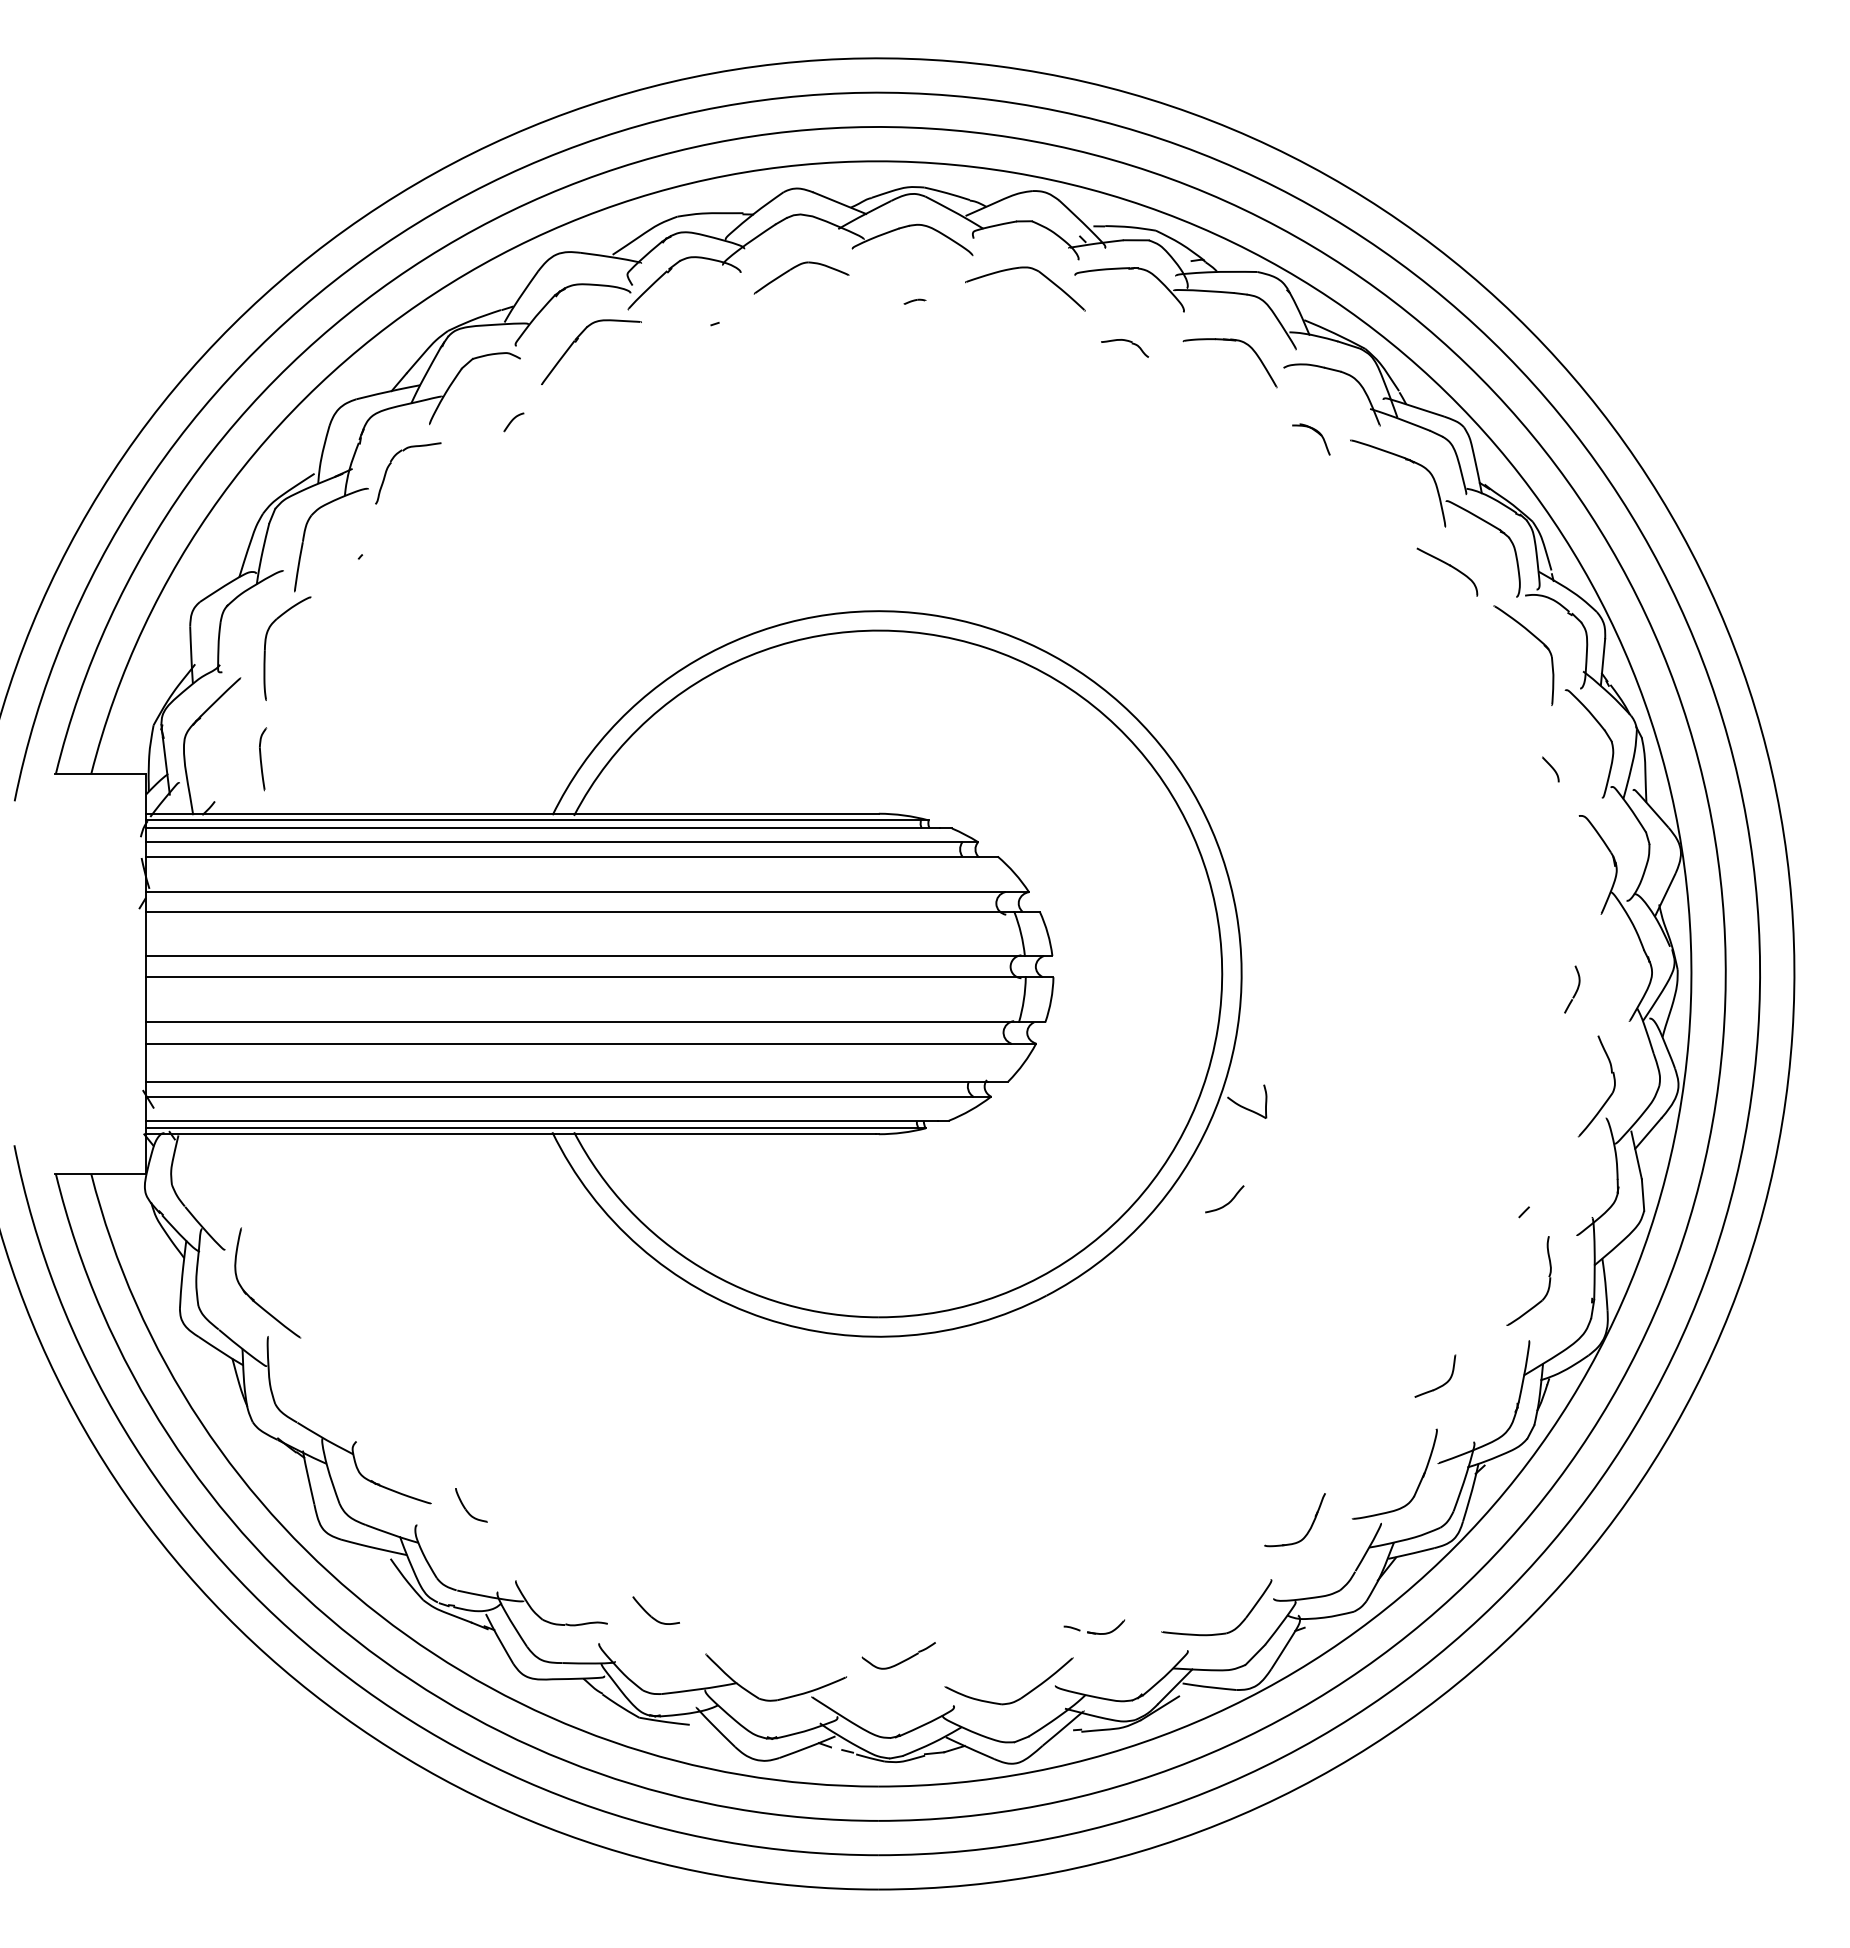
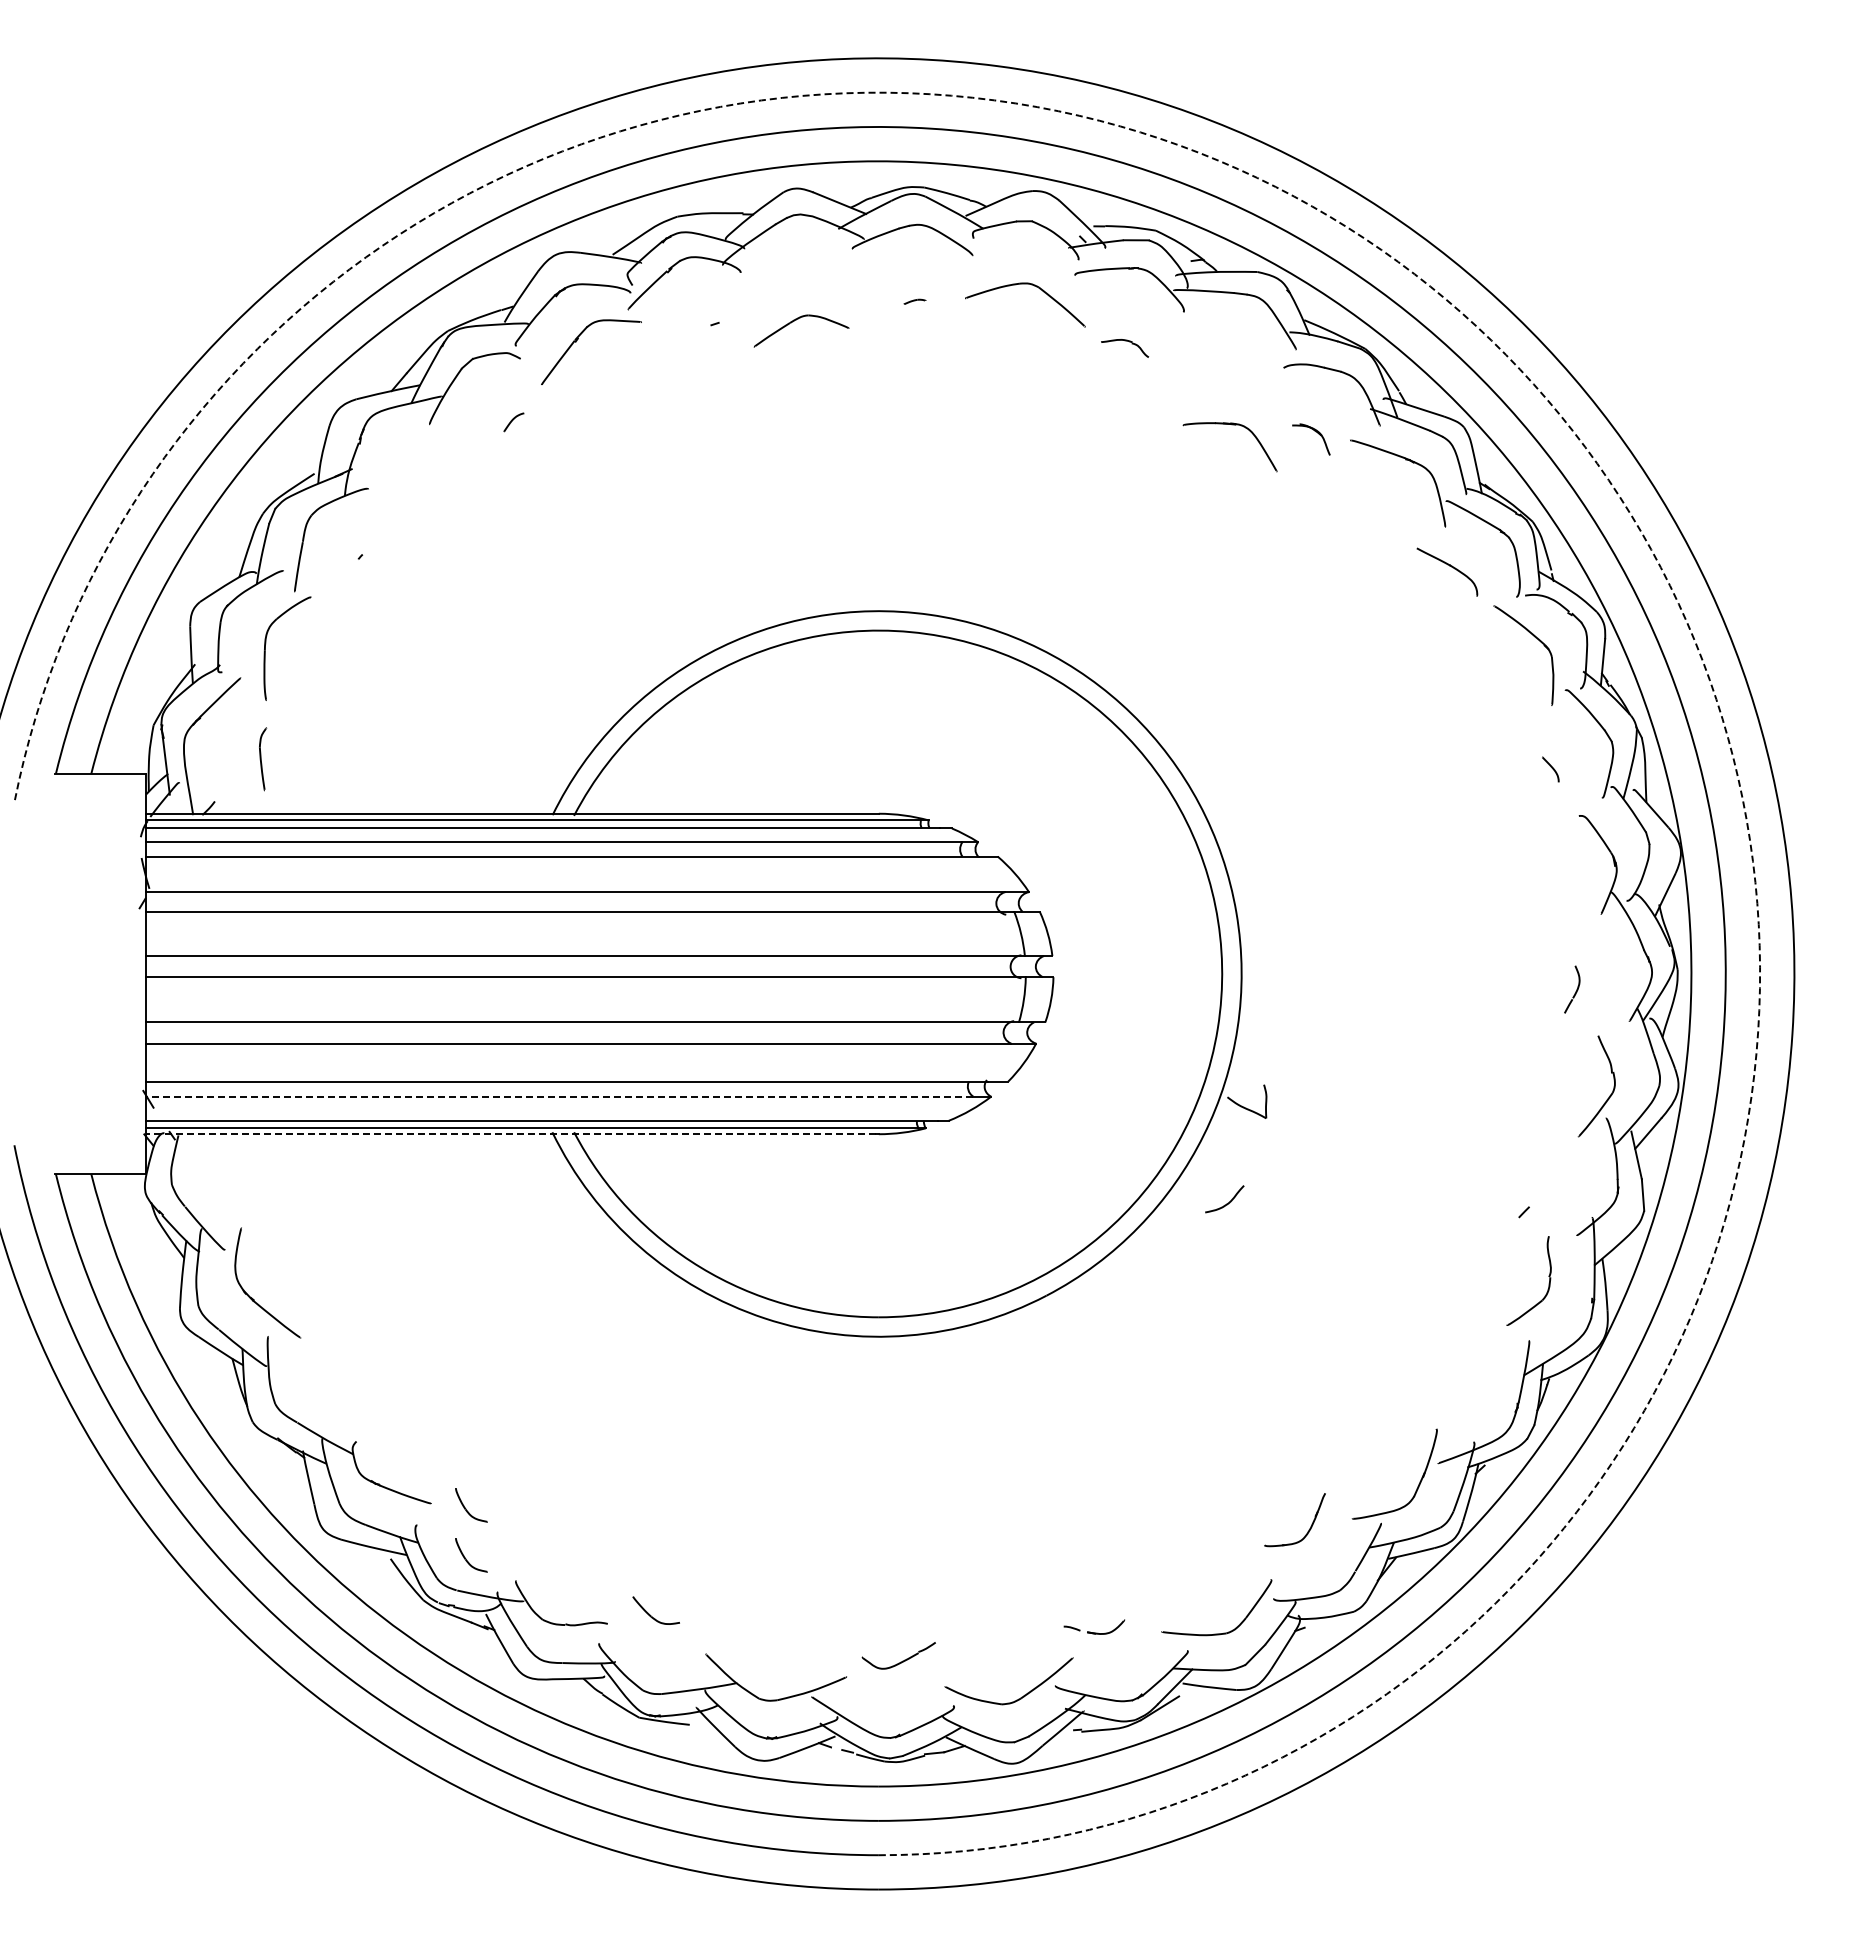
part position: (796, 267) -> (796, 320) (796, 320)
part position: (1031, 269) -> (1031, 285) (1031, 285)
part position: (1231, 341) -> (1231, 425) (1231, 425)
arc: solid -> dashed (1560, 415)
part: present -> none (390, 465)
line: solid -> dashed (559, 1096)
line: solid -> dashed (511, 1134)
part: present -> none (1440, 1385)
part: none -> present (471, 1555)
